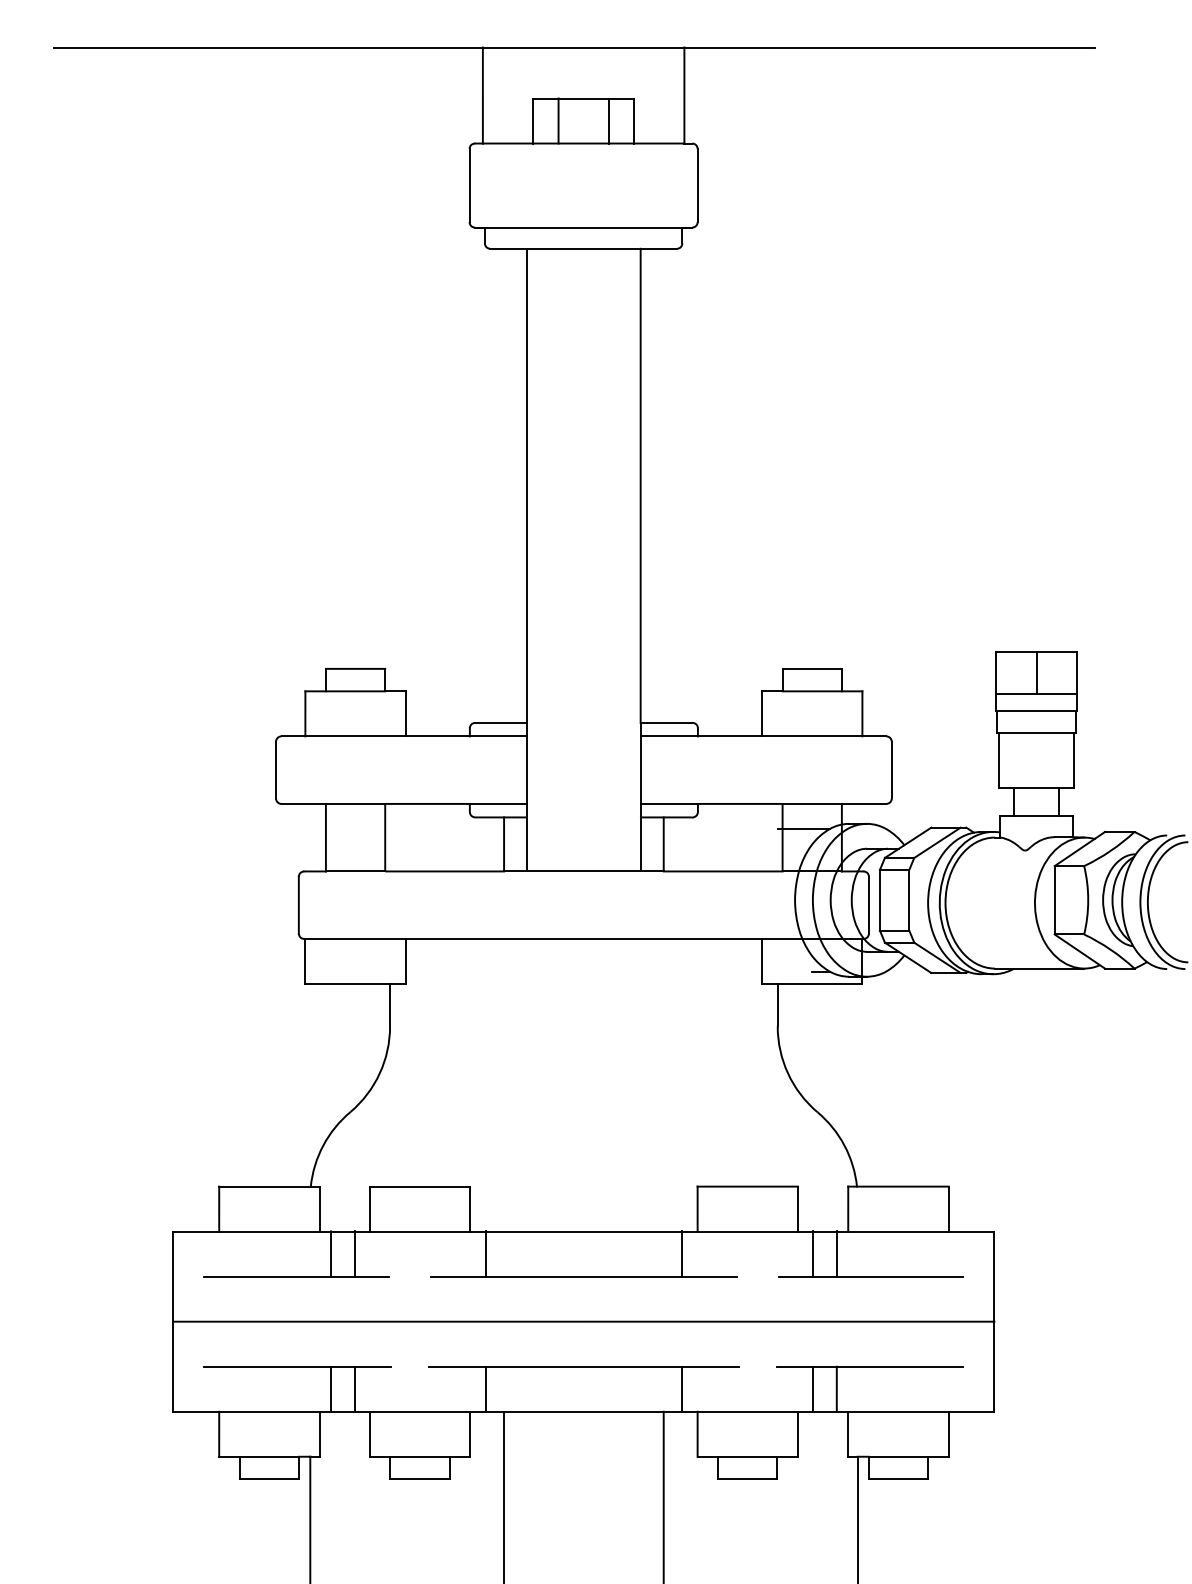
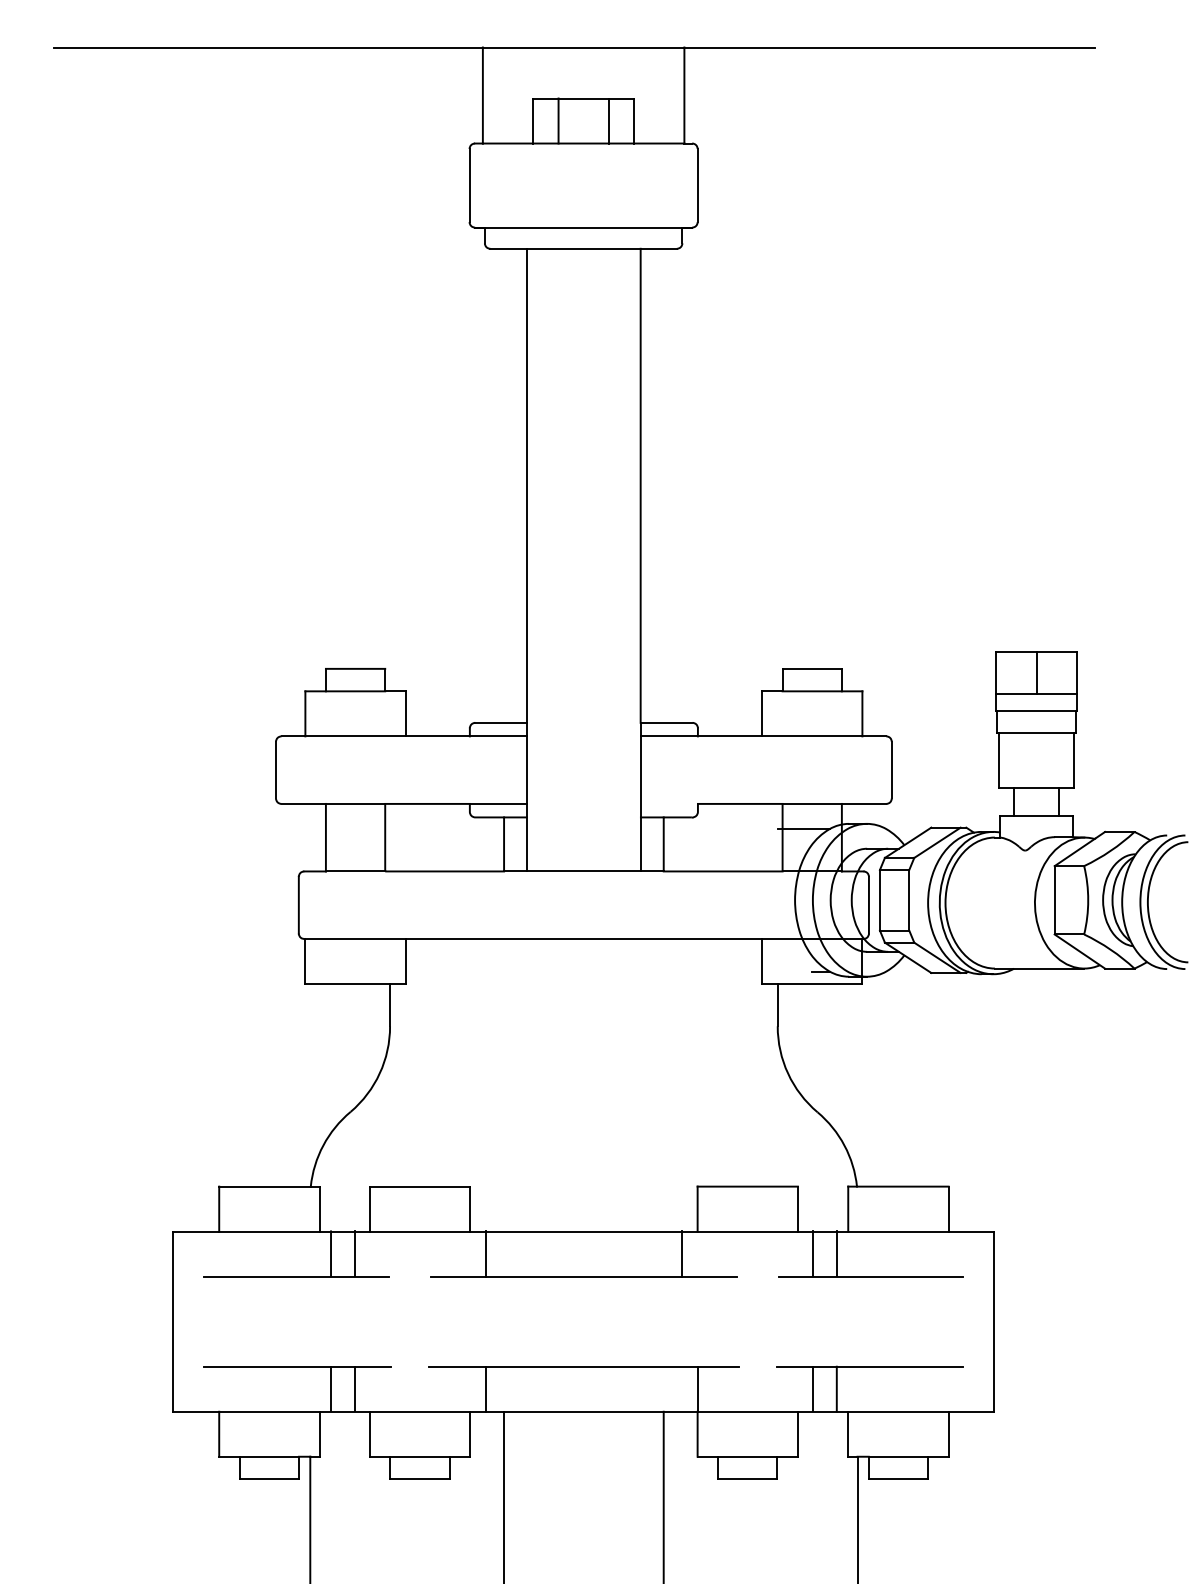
line: present -> none (668, 803)
line: present -> none (583, 1321)
line position: (682, 1389) -> (698, 1389) (698, 1389)
